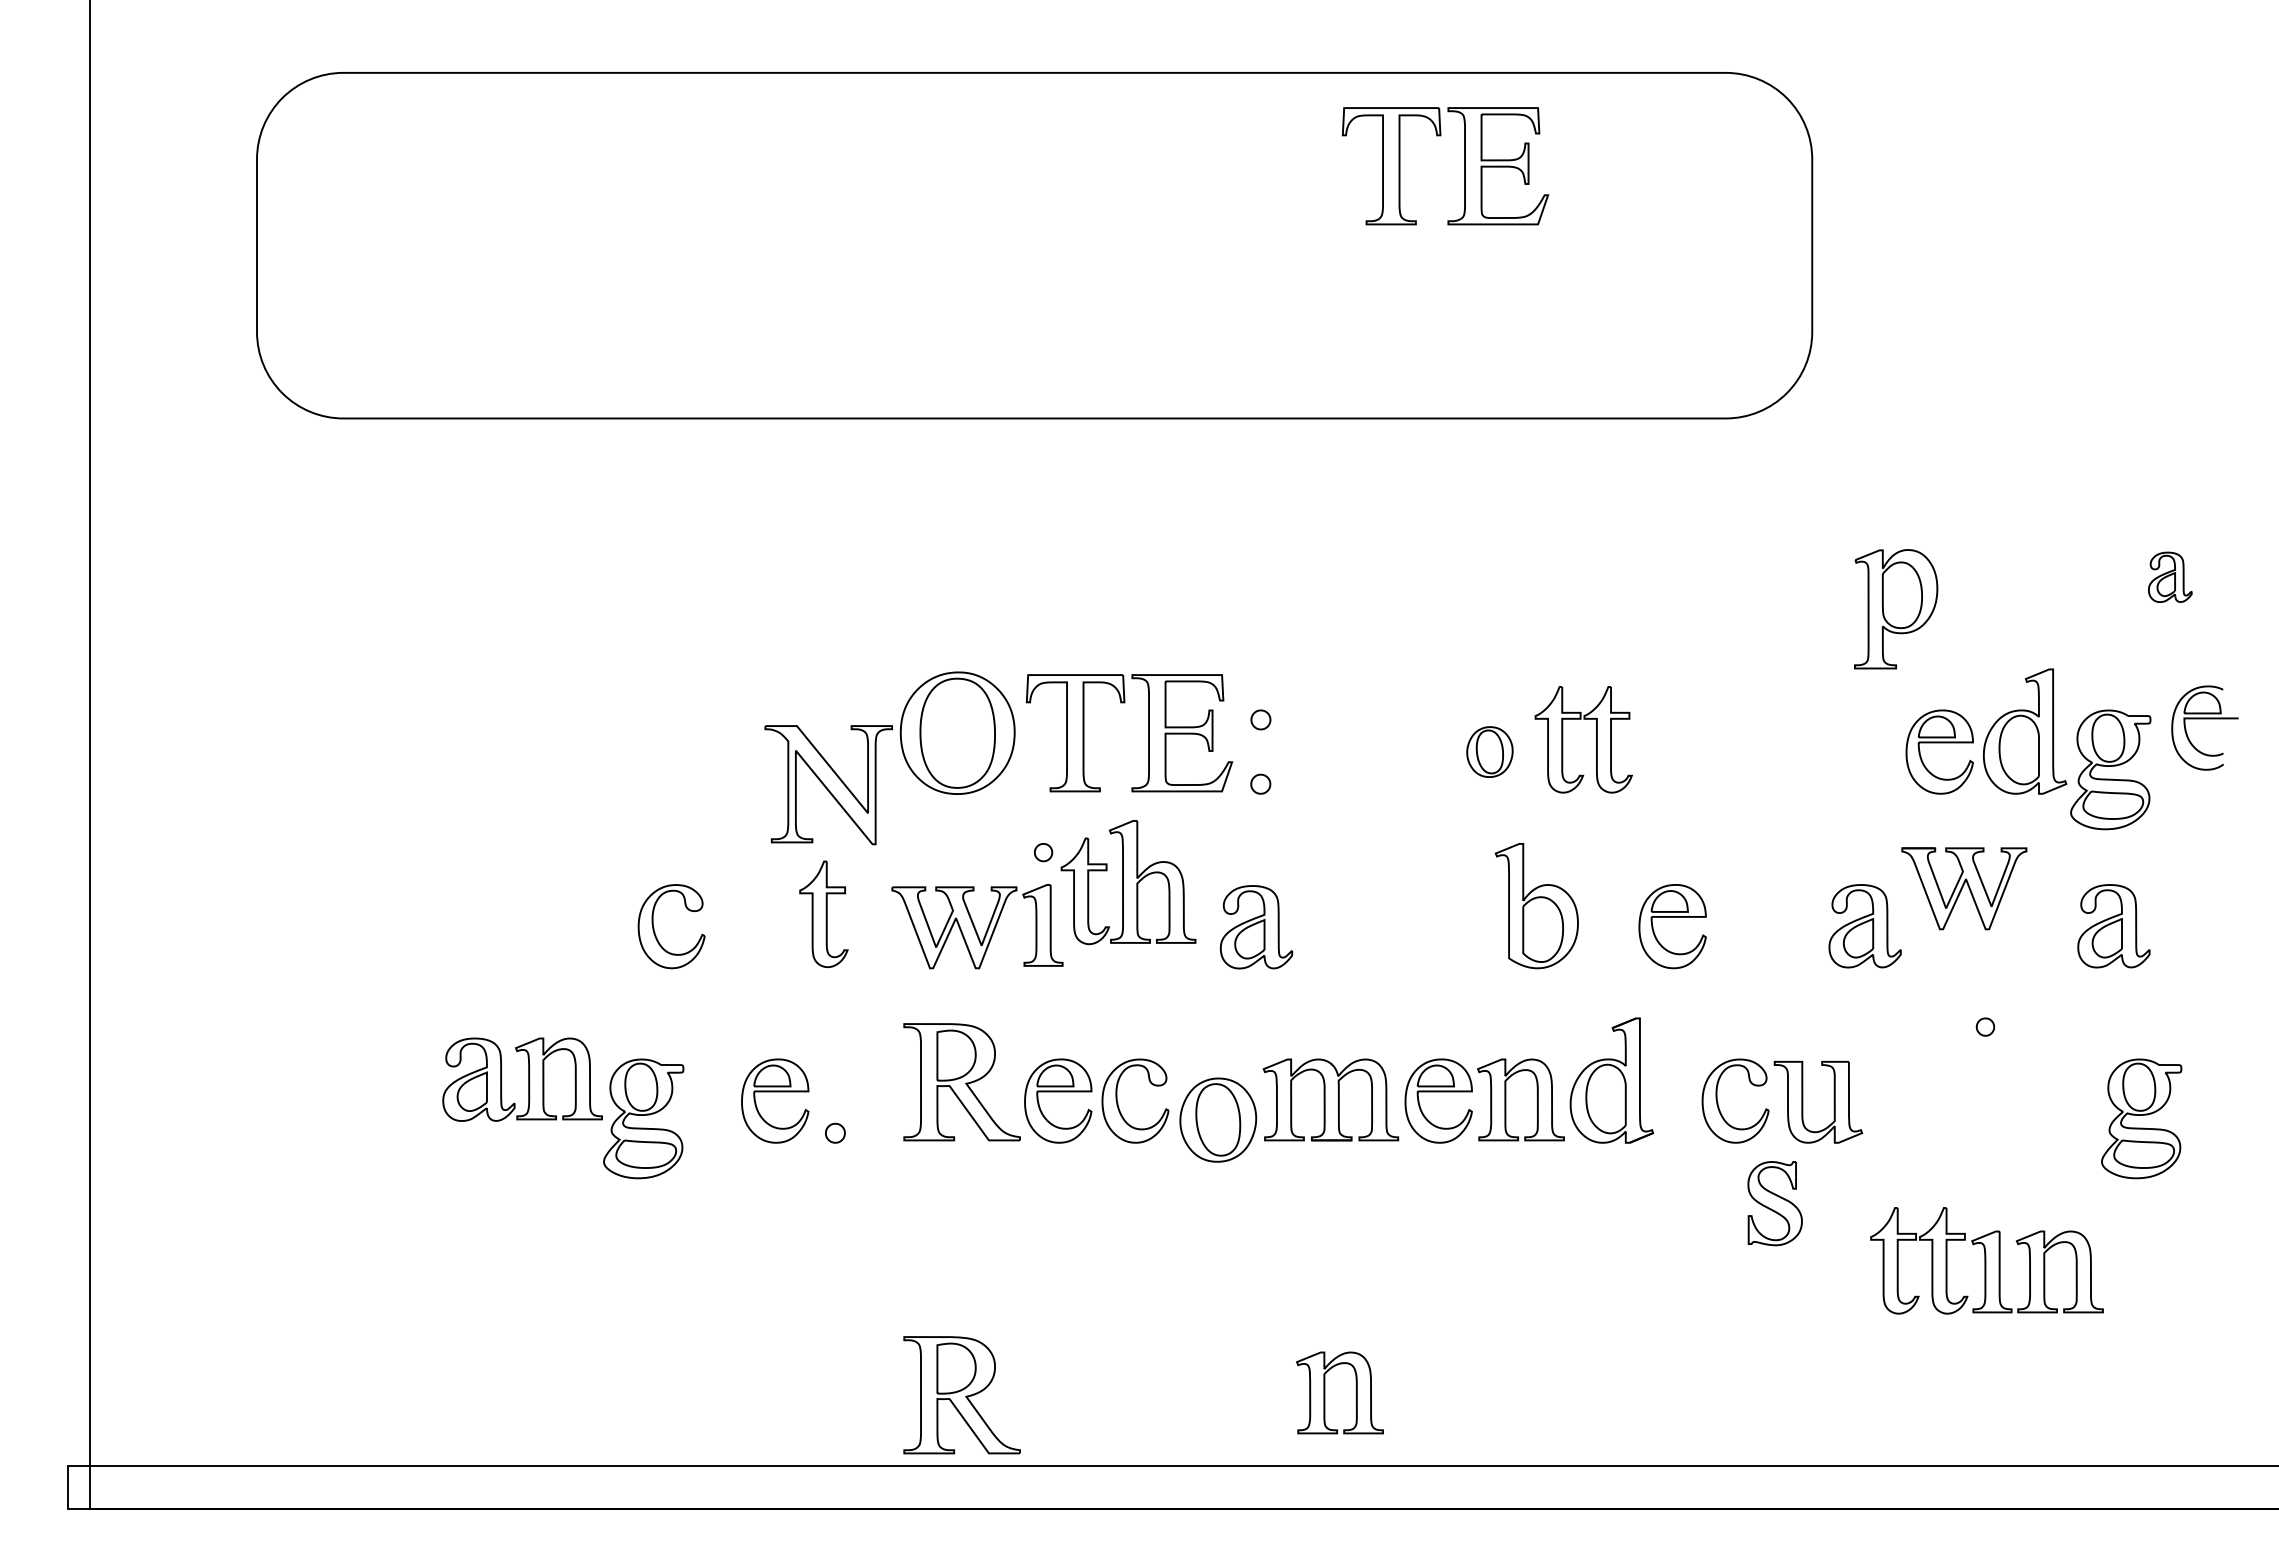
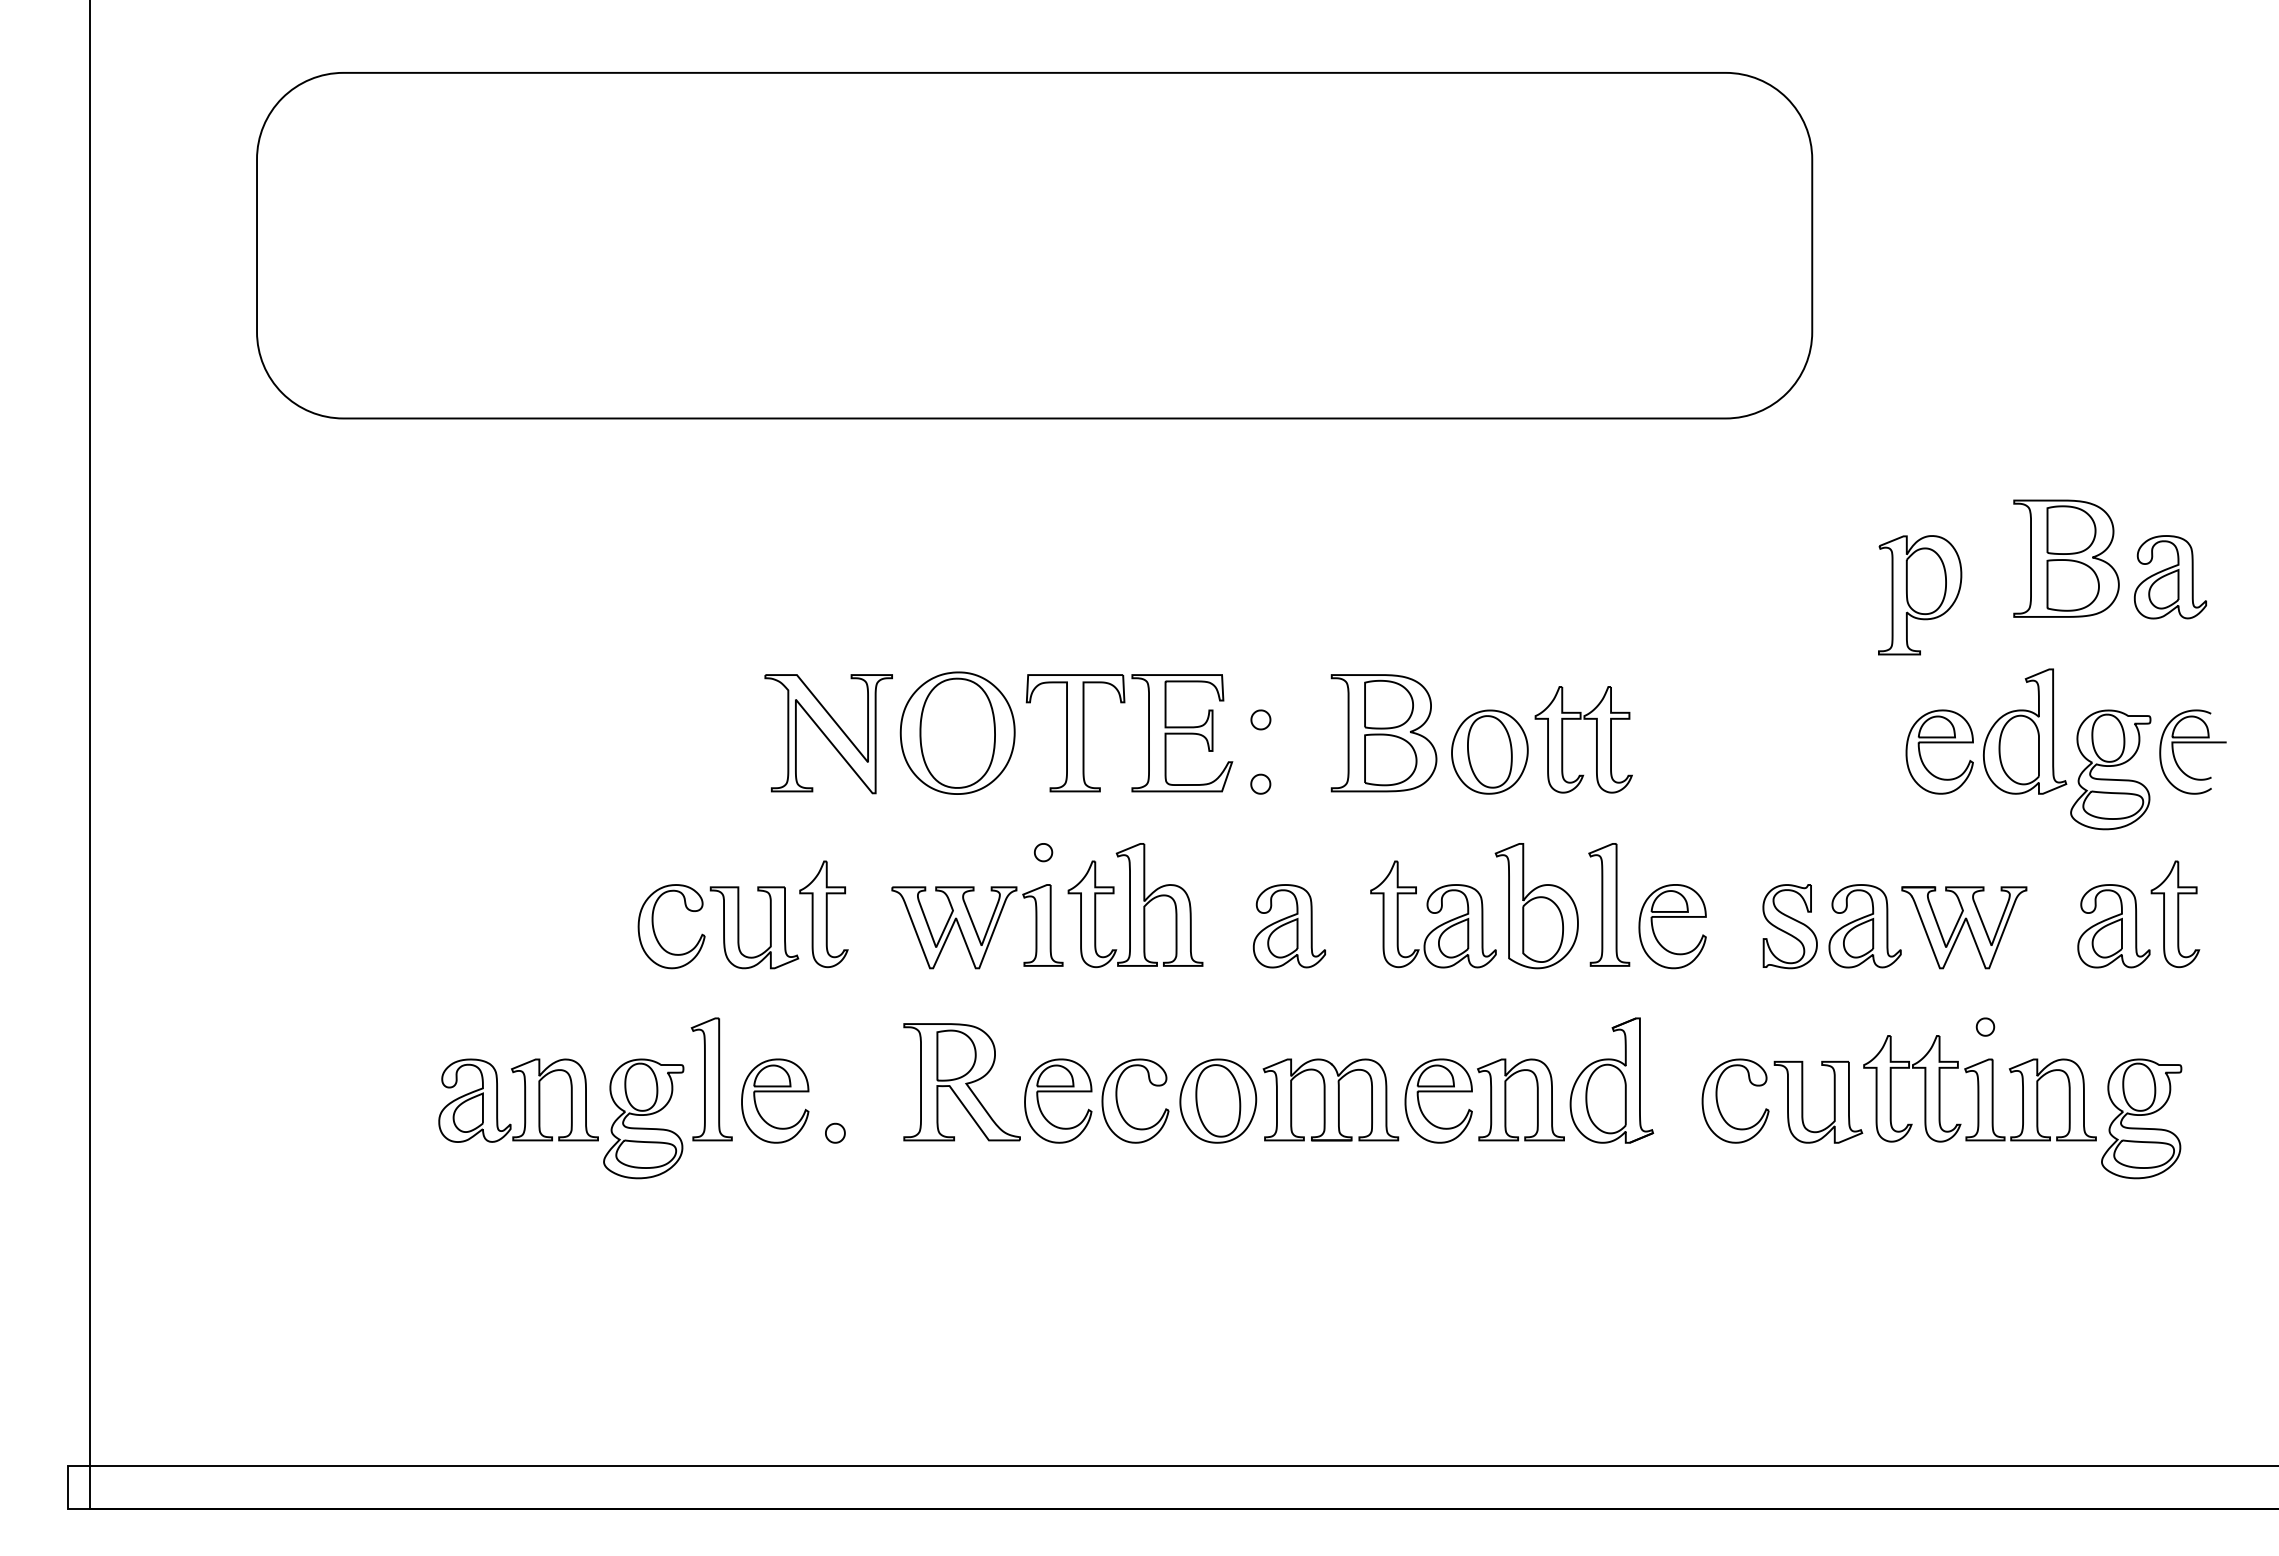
part: present -> none (1464, 166)
part: none -> present (2066, 558)
part size: 45x52 px -> 74x85 px (2169, 577)
part position: (1896, 609) -> (1920, 595) (1920, 595)
part position: (2204, 719) -> (2192, 743) (2192, 743)
part: none -> present (1383, 733)
part size: 48x52 px -> 78x86 px (1489, 751)
part position: (828, 785) -> (828, 734) (828, 734)
part position: (1128, 882) -> (1135, 905) (1135, 905)
part position: (1964, 888) -> (1964, 927) (1964, 927)
part: none -> present (1609, 904)
part: none -> present (1433, 914)
part: none -> present (2175, 914)
part: none -> present (739, 927)
part position: (1255, 927) -> (1288, 926) (1288, 926)
part position: (522, 1079) -> (518, 1100) (518, 1100)
part: none -> present (711, 1079)
part position: (1218, 1119) -> (1218, 1100) (1218, 1100)
part position: (1774, 1203) -> (1789, 926) (1789, 926)
part position: (1986, 1260) -> (1979, 1088) (1979, 1088)
part: present -> none (1325, 1392)
part: present -> none (961, 1395)
